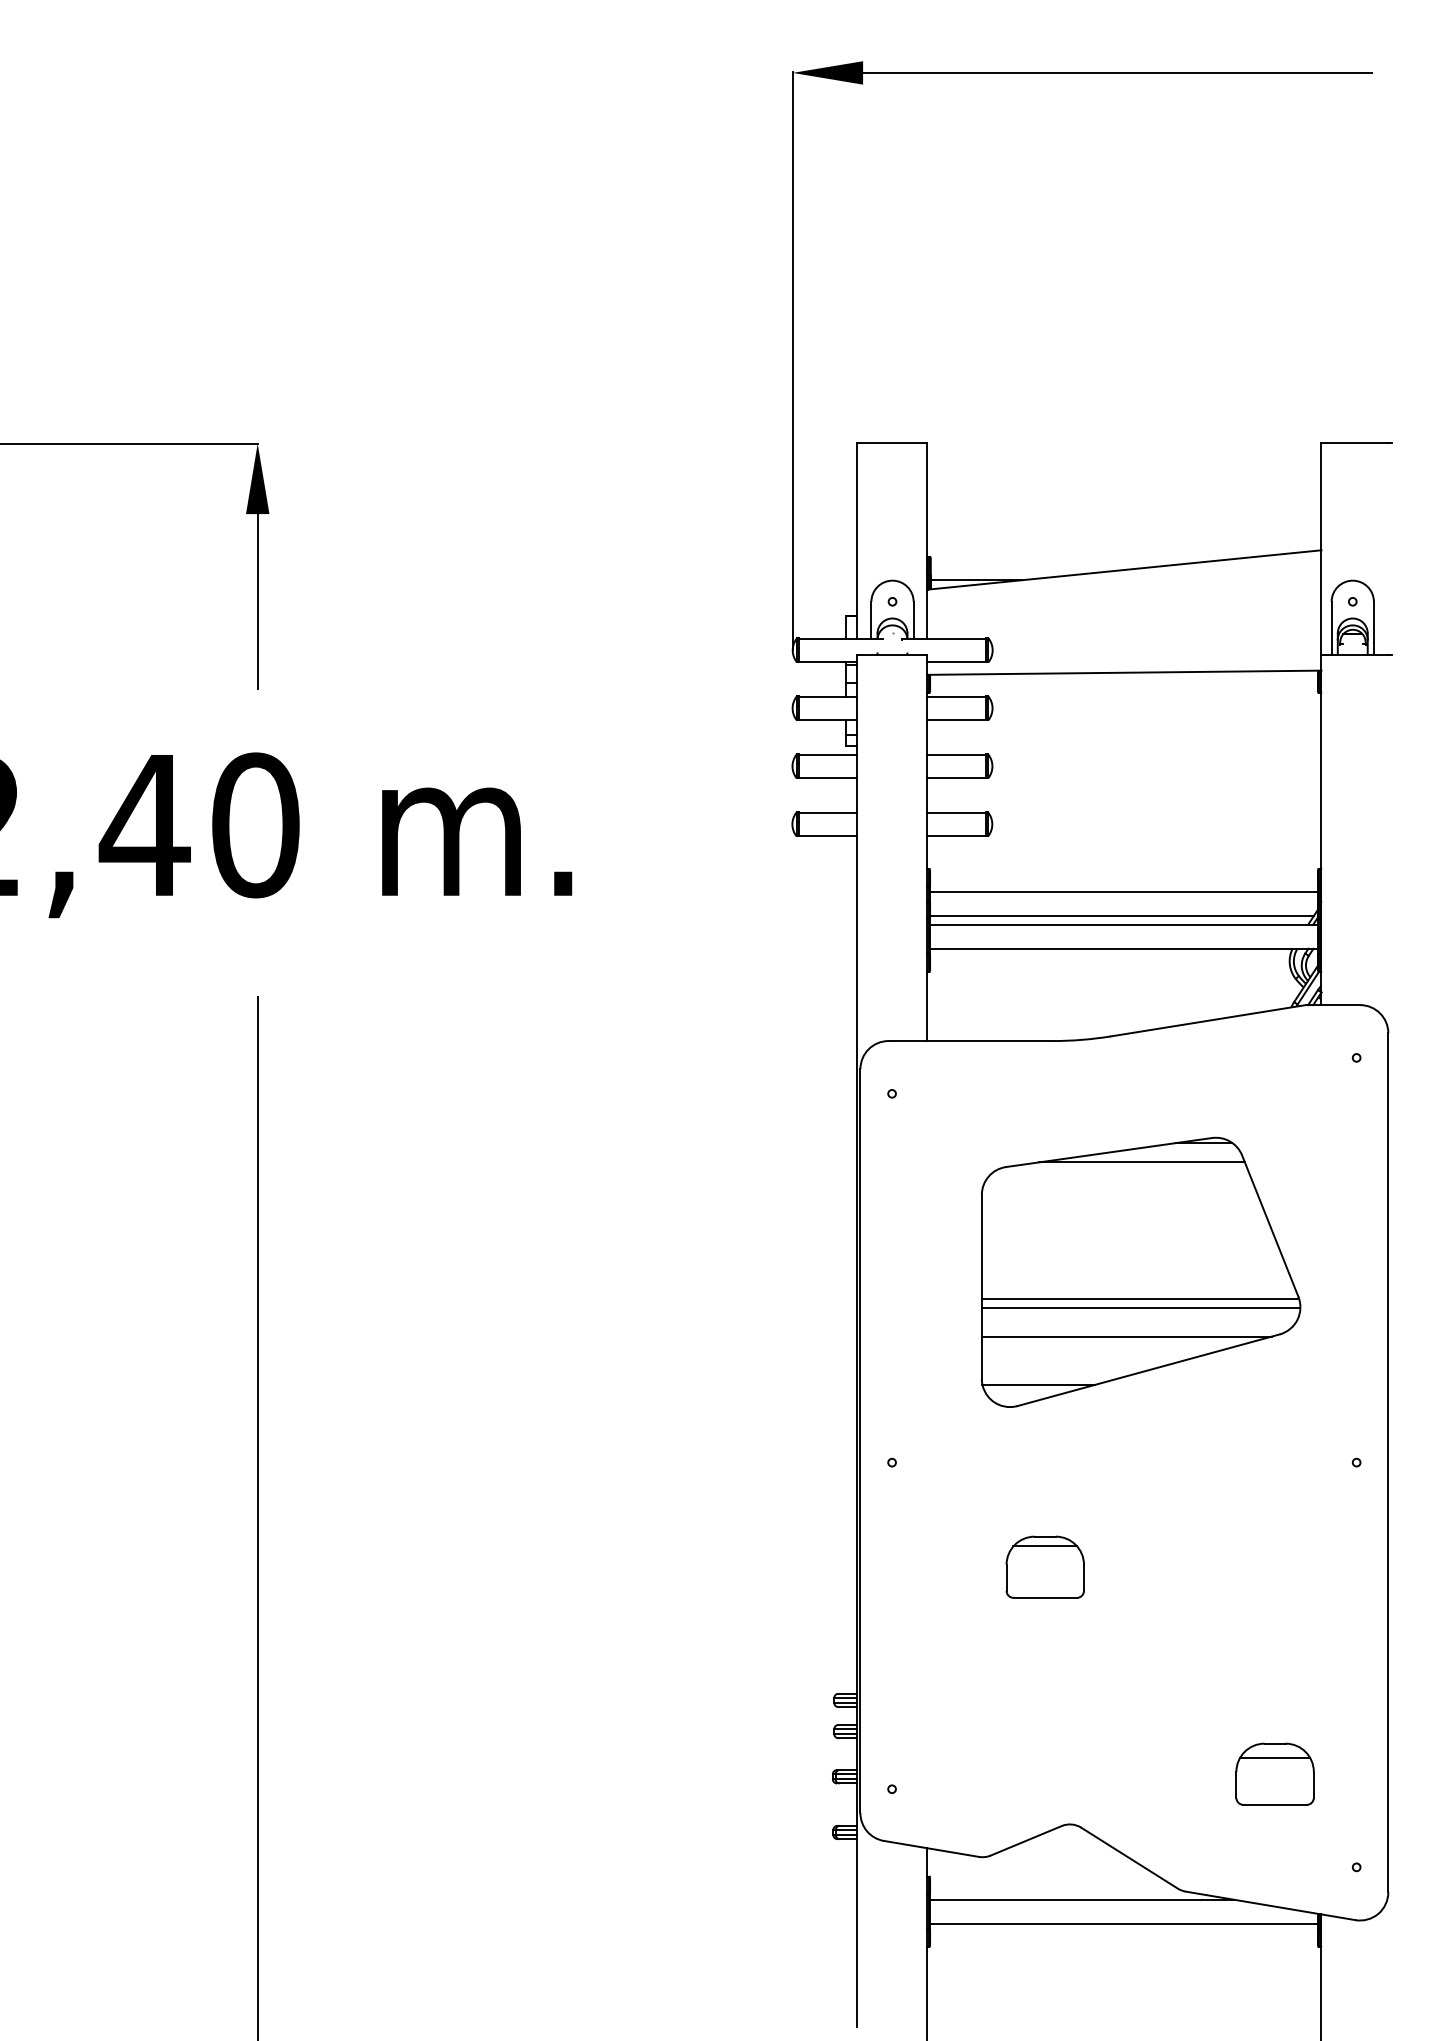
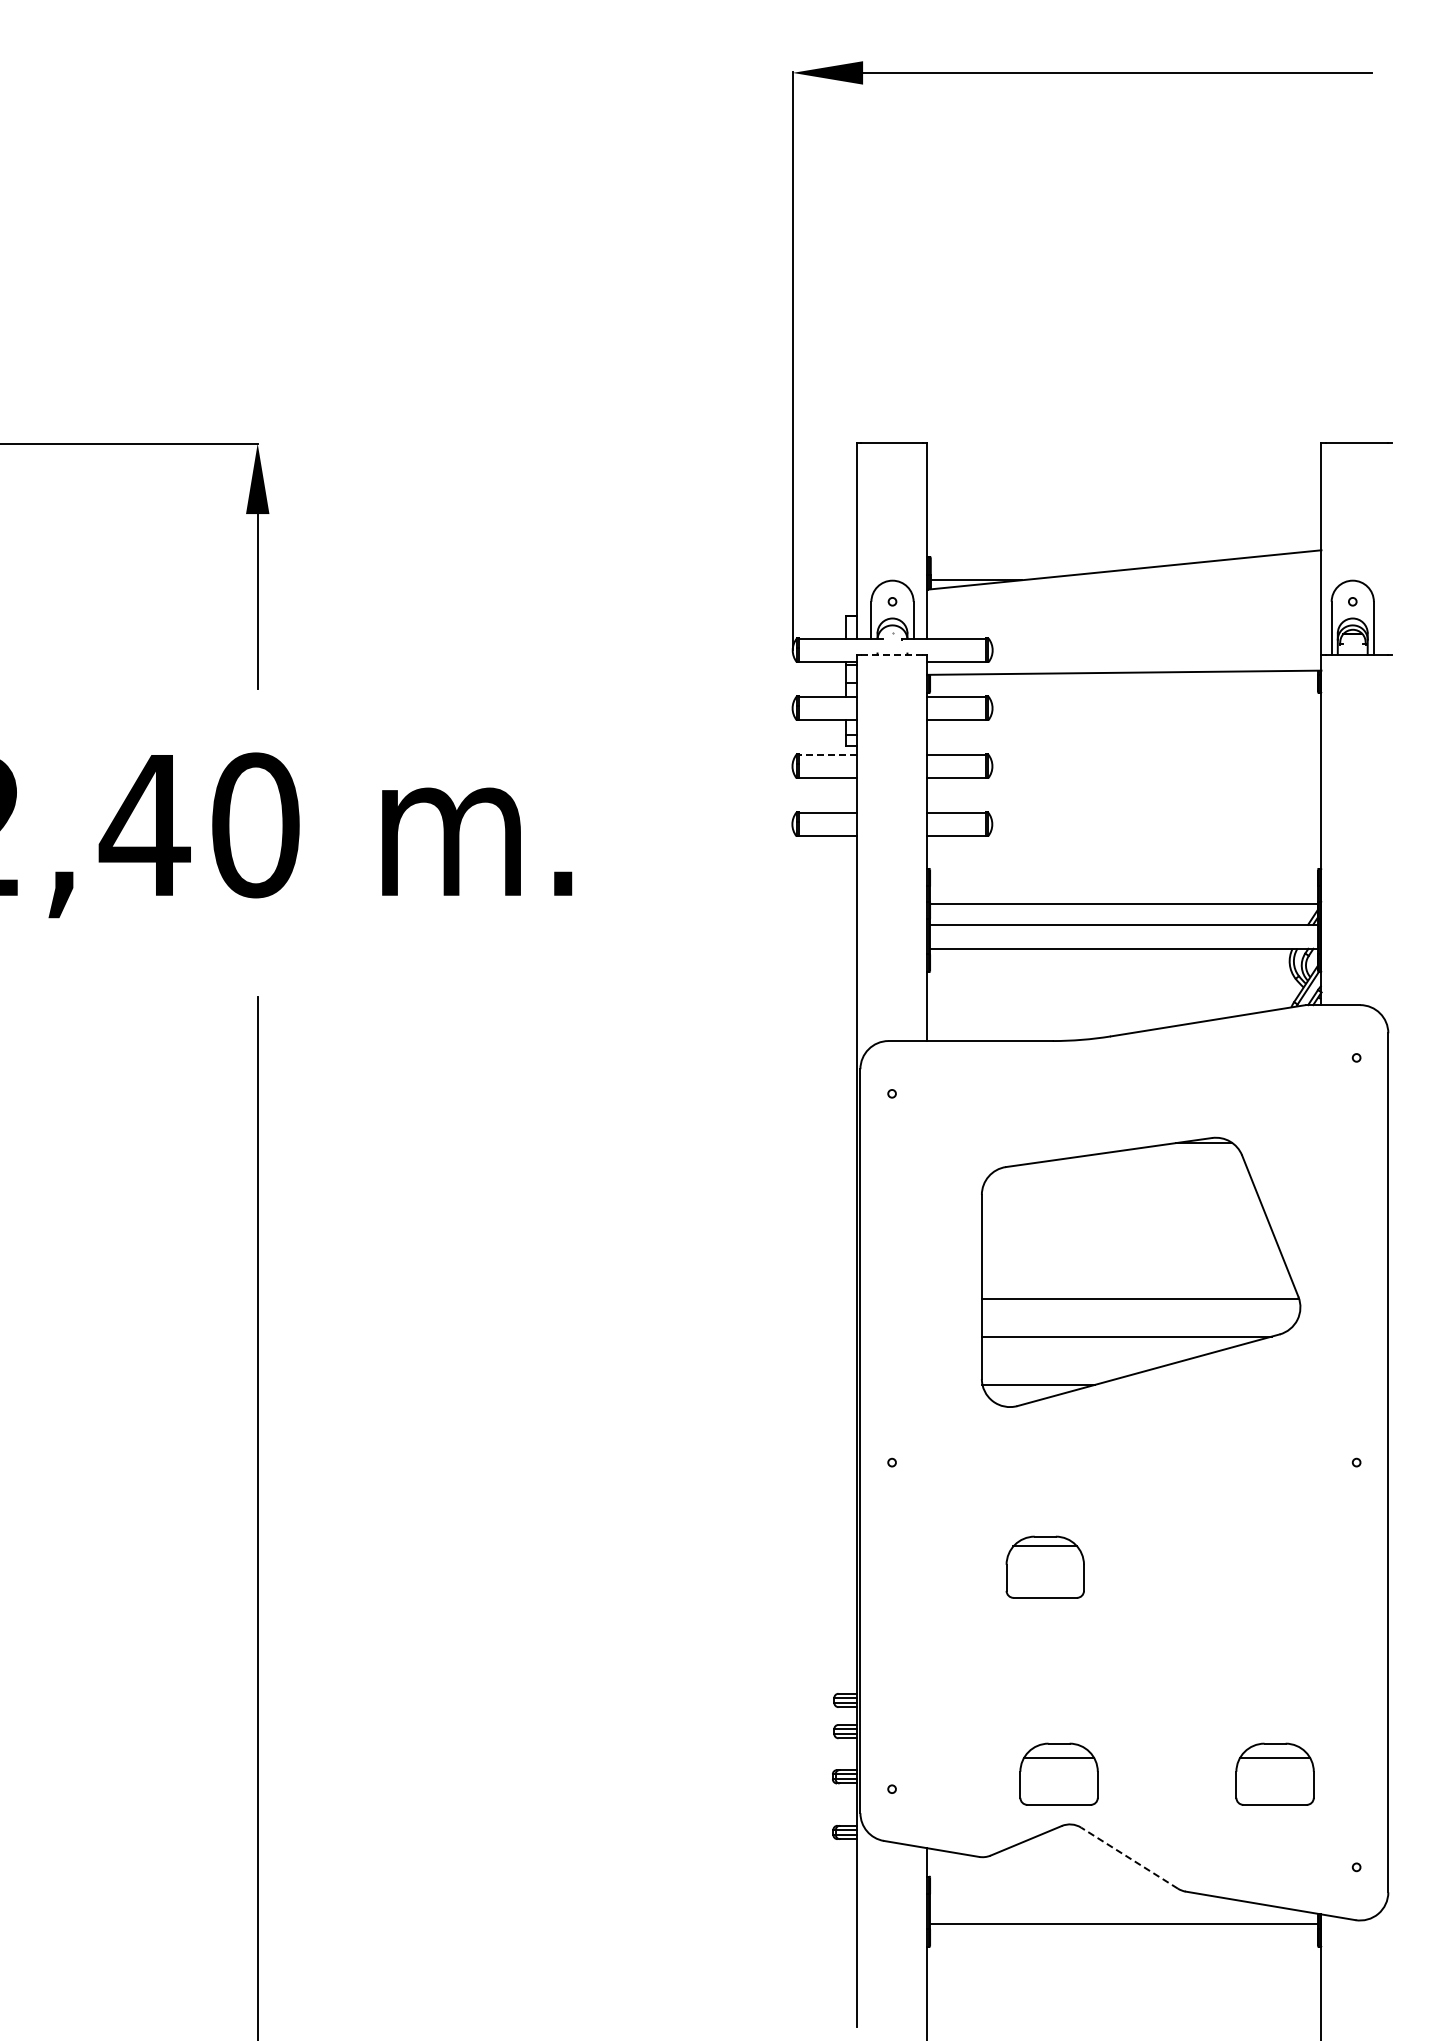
line: solid -> dashed (892, 654)
line: solid -> dashed (827, 754)
line position: (1123, 892) -> (1123, 904) (1123, 904)
line: present -> none (1121, 916)
line: present -> none (1141, 1162)
line: present -> none (1140, 1308)
part: none -> present (1058, 1773)
line: solid -> dashed (1129, 1857)
line: present -> none (1081, 1899)
